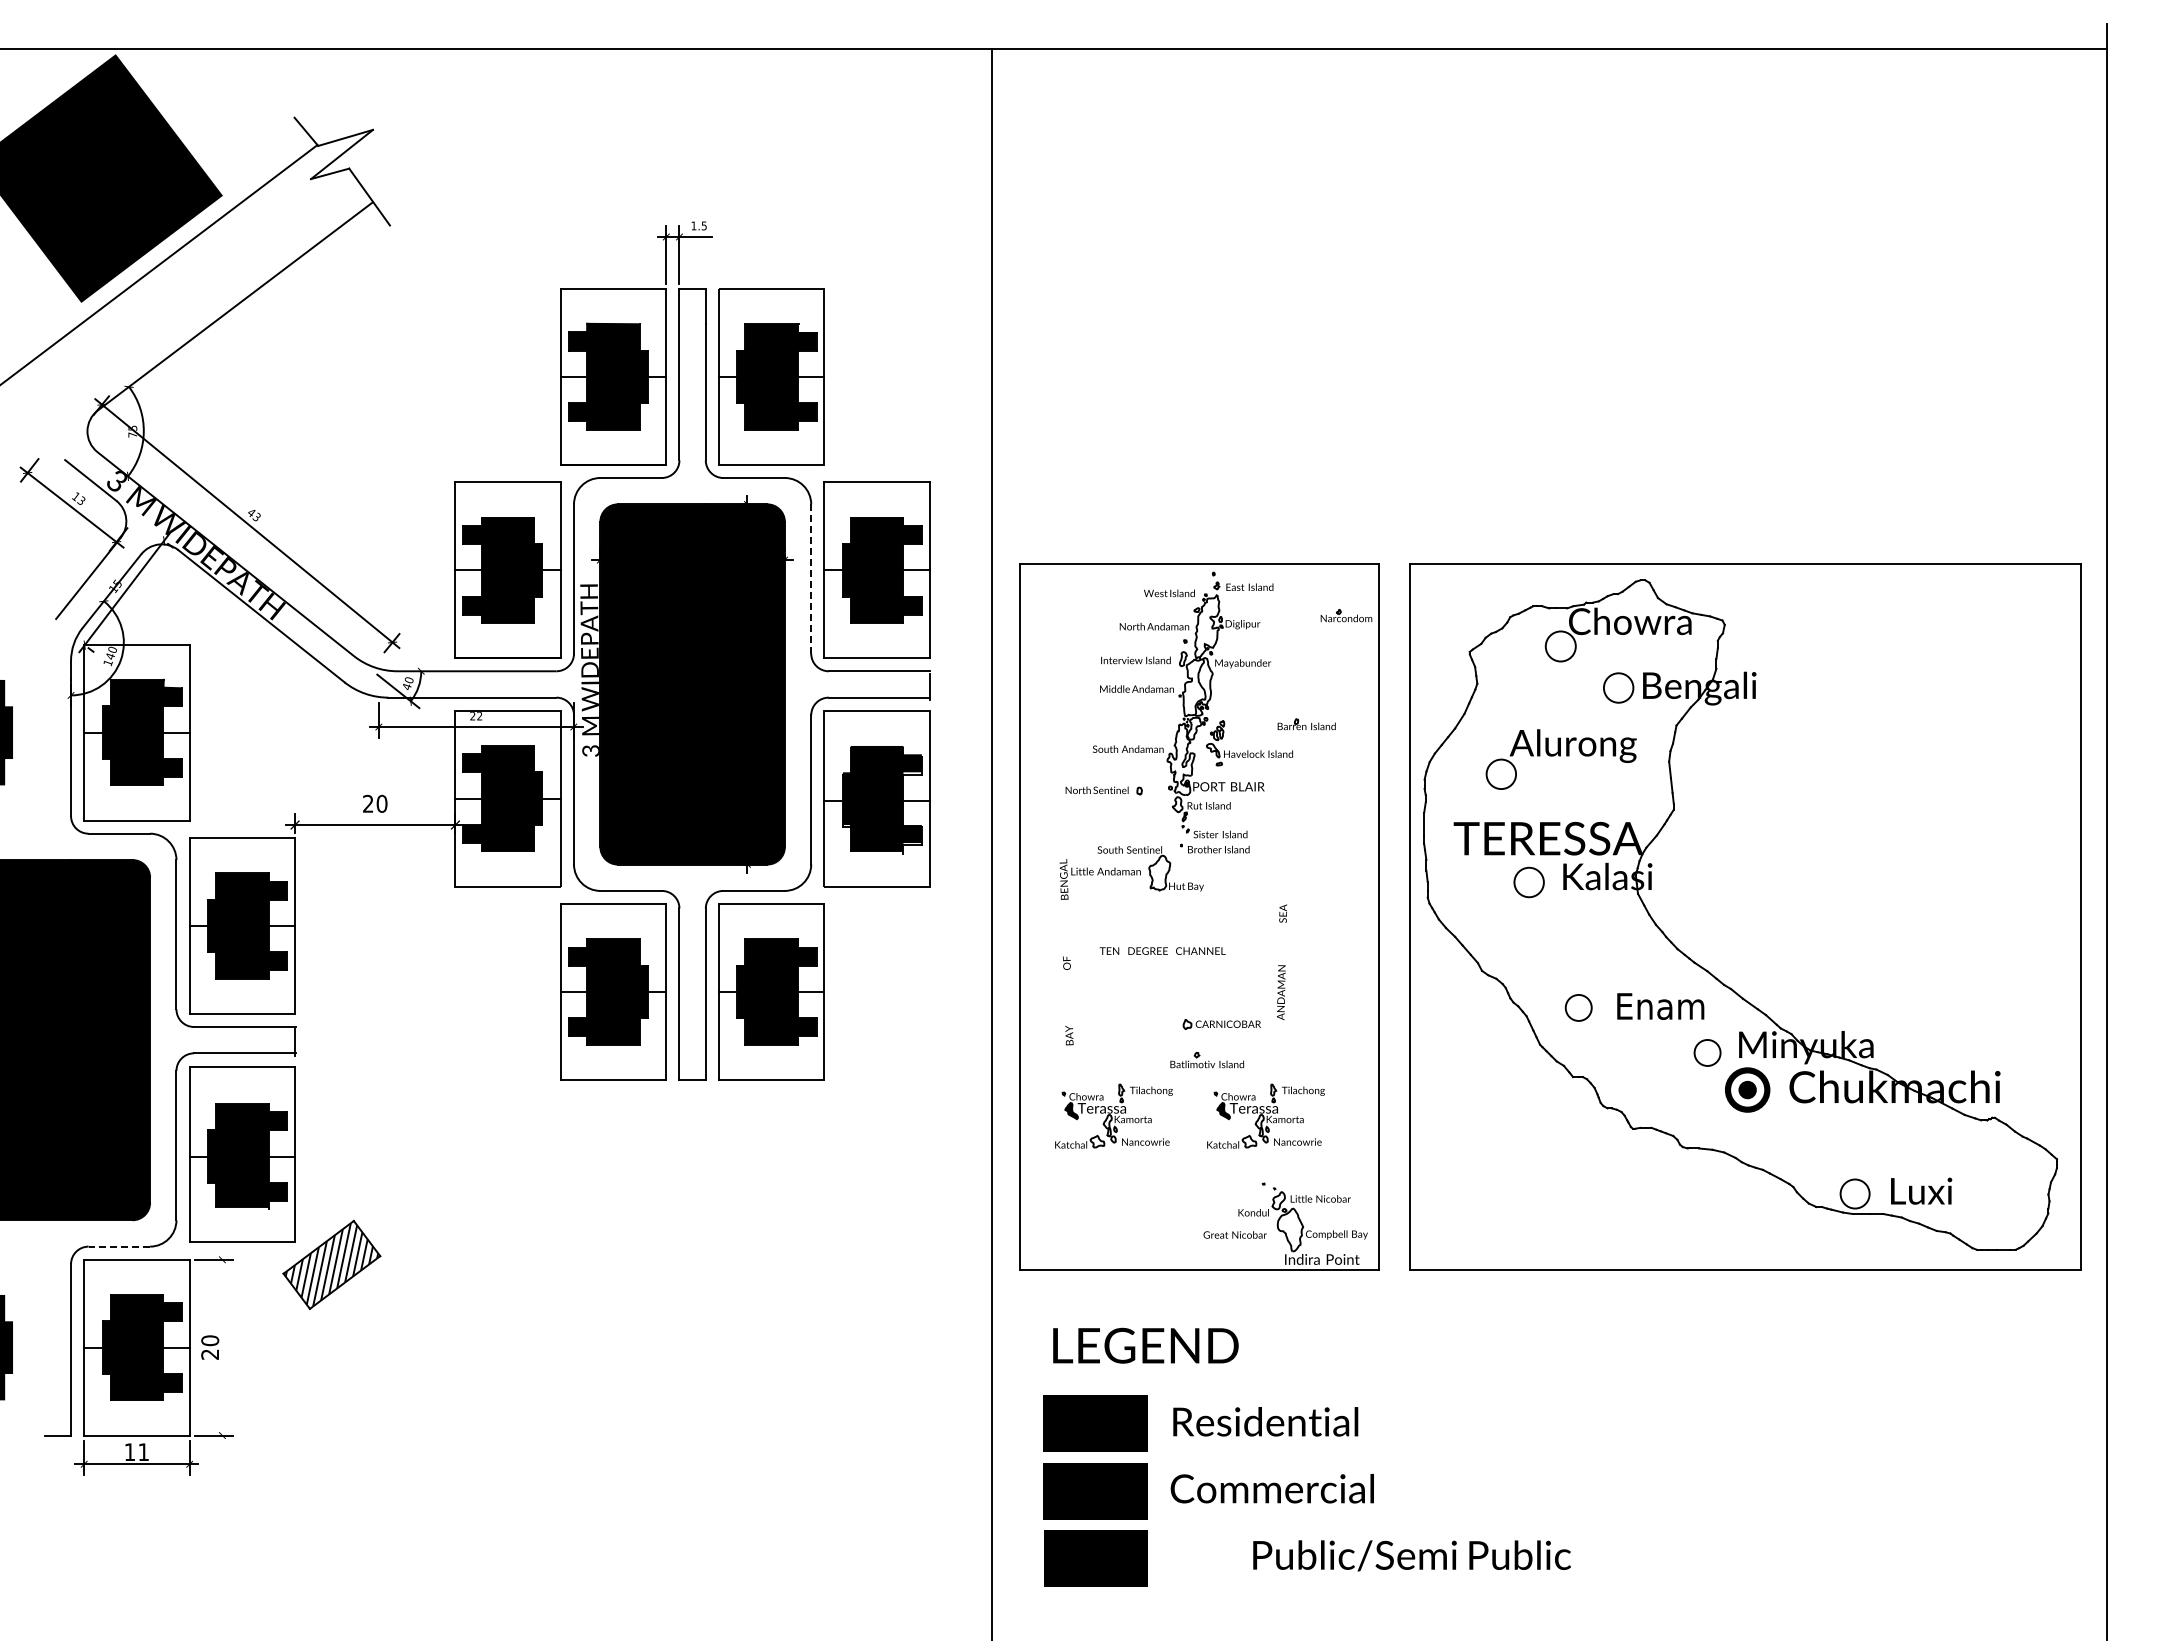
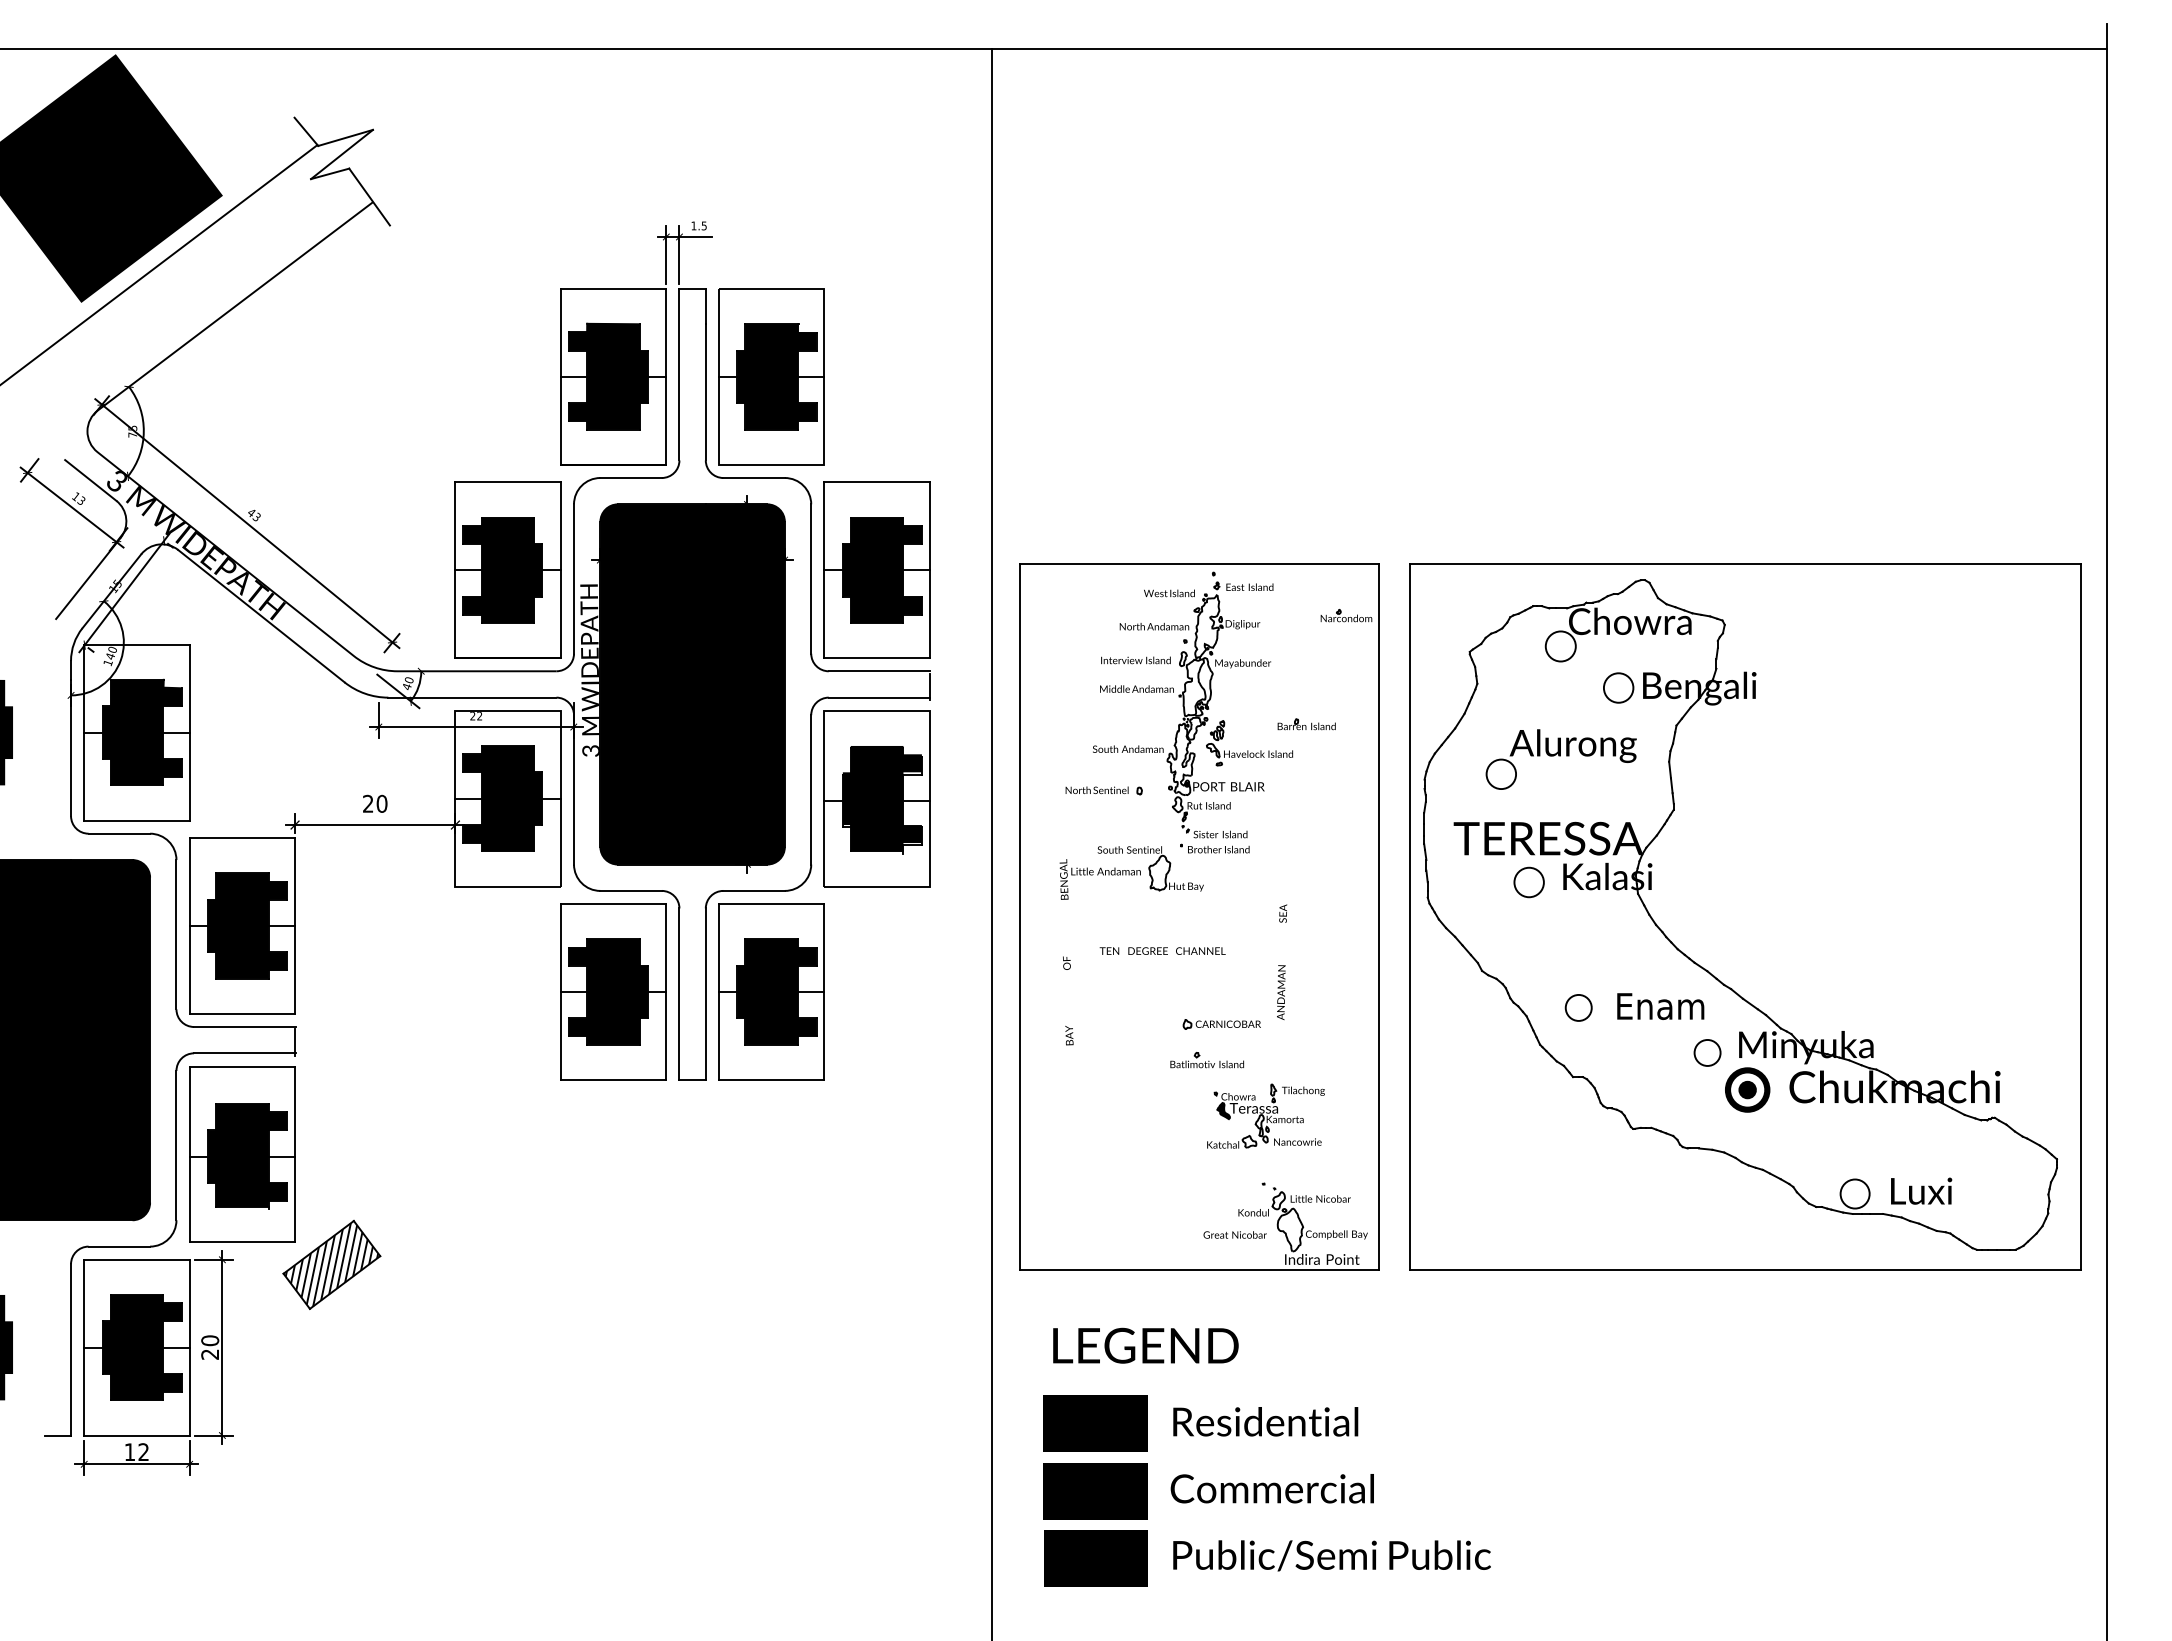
line: dashed -> solid (811, 579)
part: present -> none (1113, 1115)
line: dashed -> solid (119, 1246)
line: none -> present (222, 1347)
text: 11 -> 12 (143, 1451)
text position: (1411, 1555) -> (1331, 1555) (1331, 1555)
